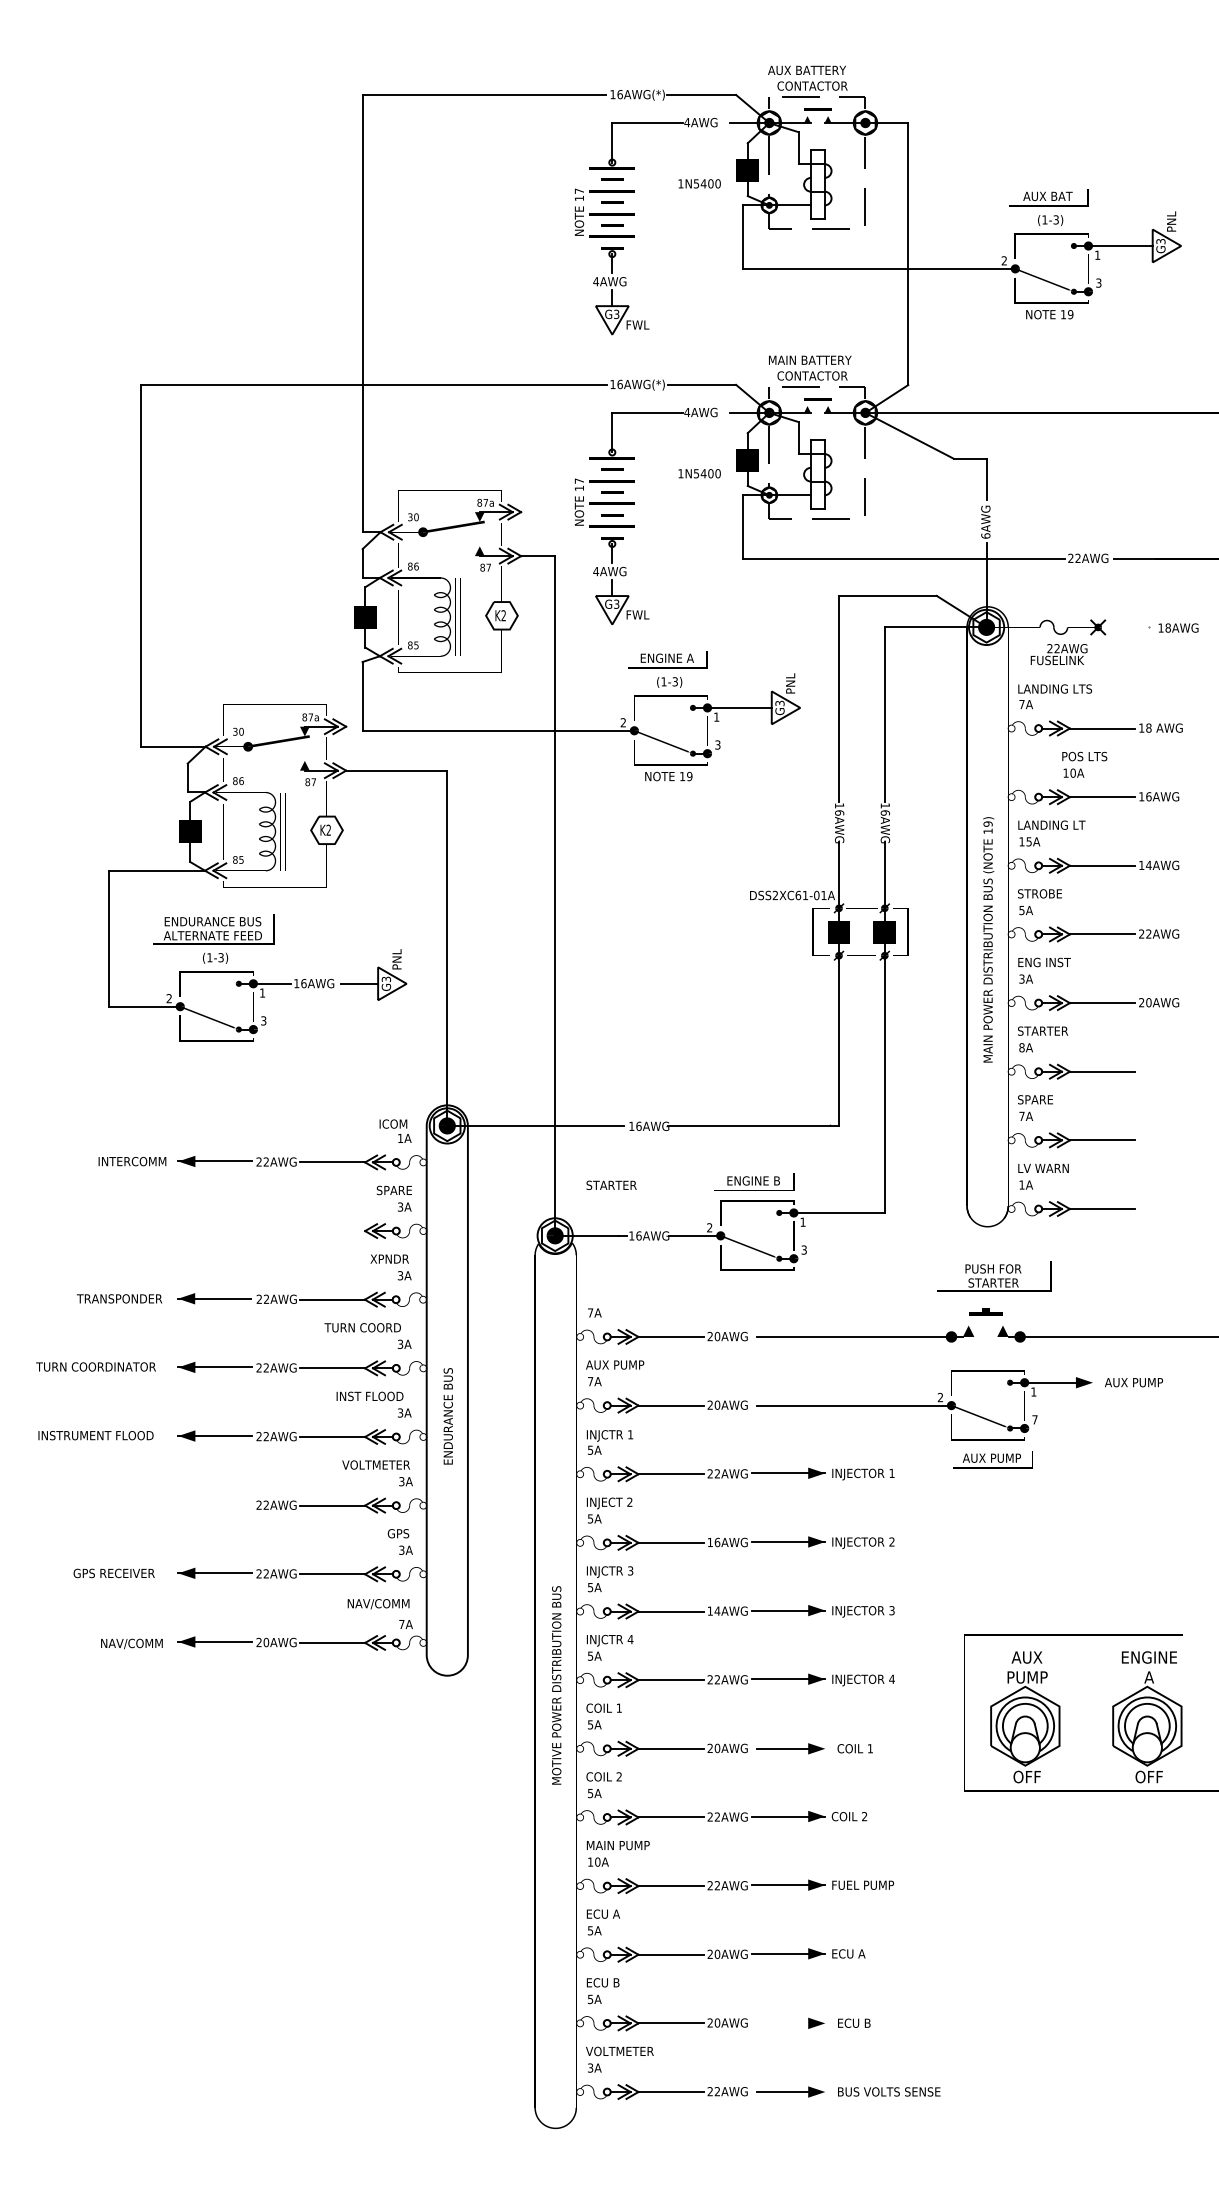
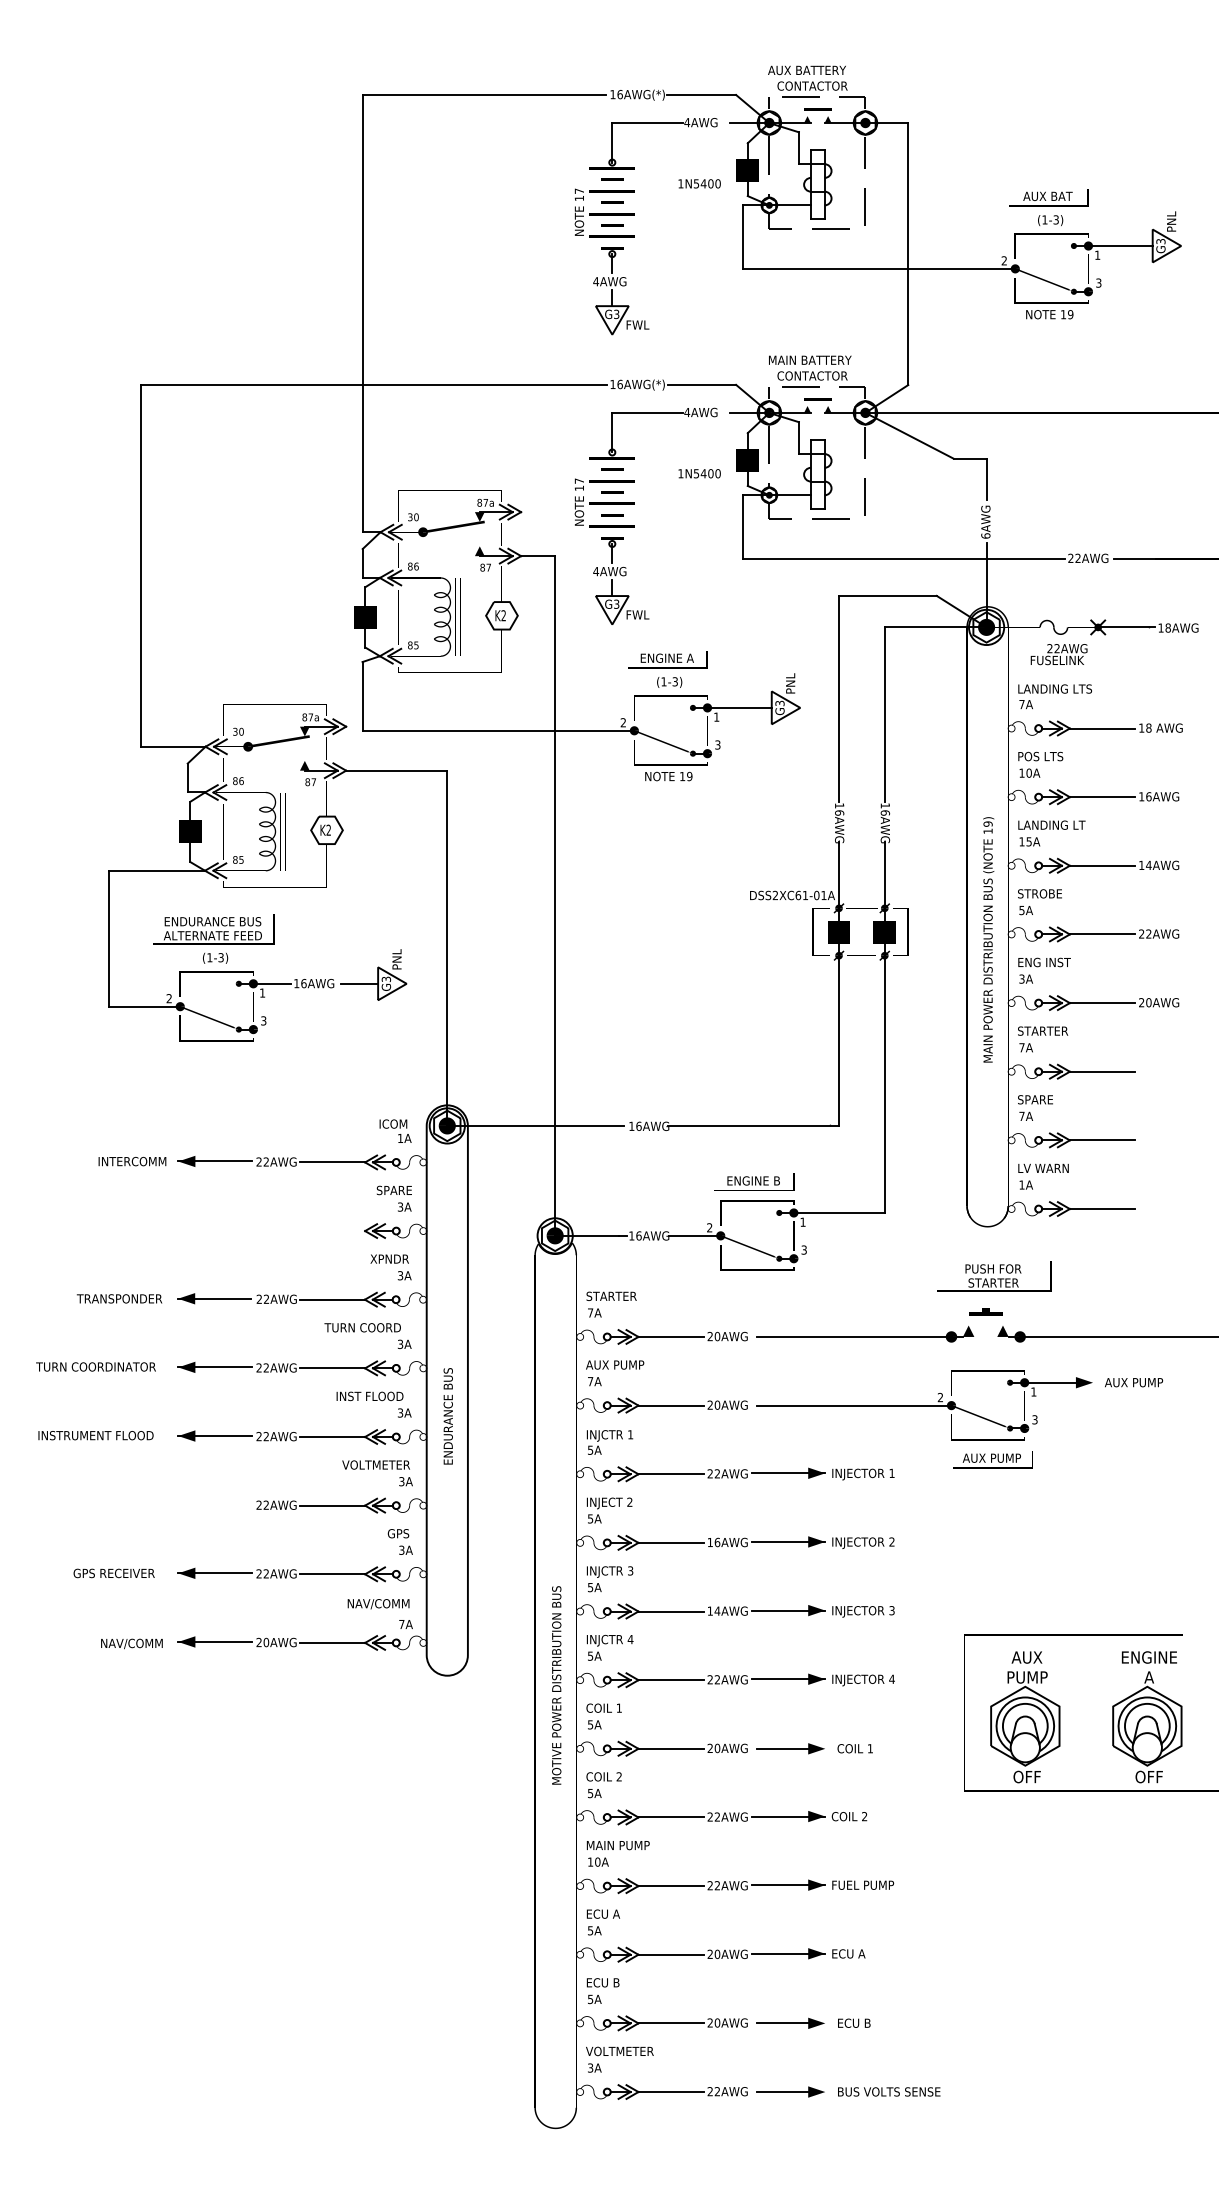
line: none -> present (1126, 627)
text position: (1084, 764) -> (1040, 764) (1040, 764)
text: 8A -> 7A (1021, 1047)
text position: (611, 1184) -> (611, 1295) (611, 1295)
text: 7 -> 3 (1034, 1419)
line: none -> present (782, 2023)
